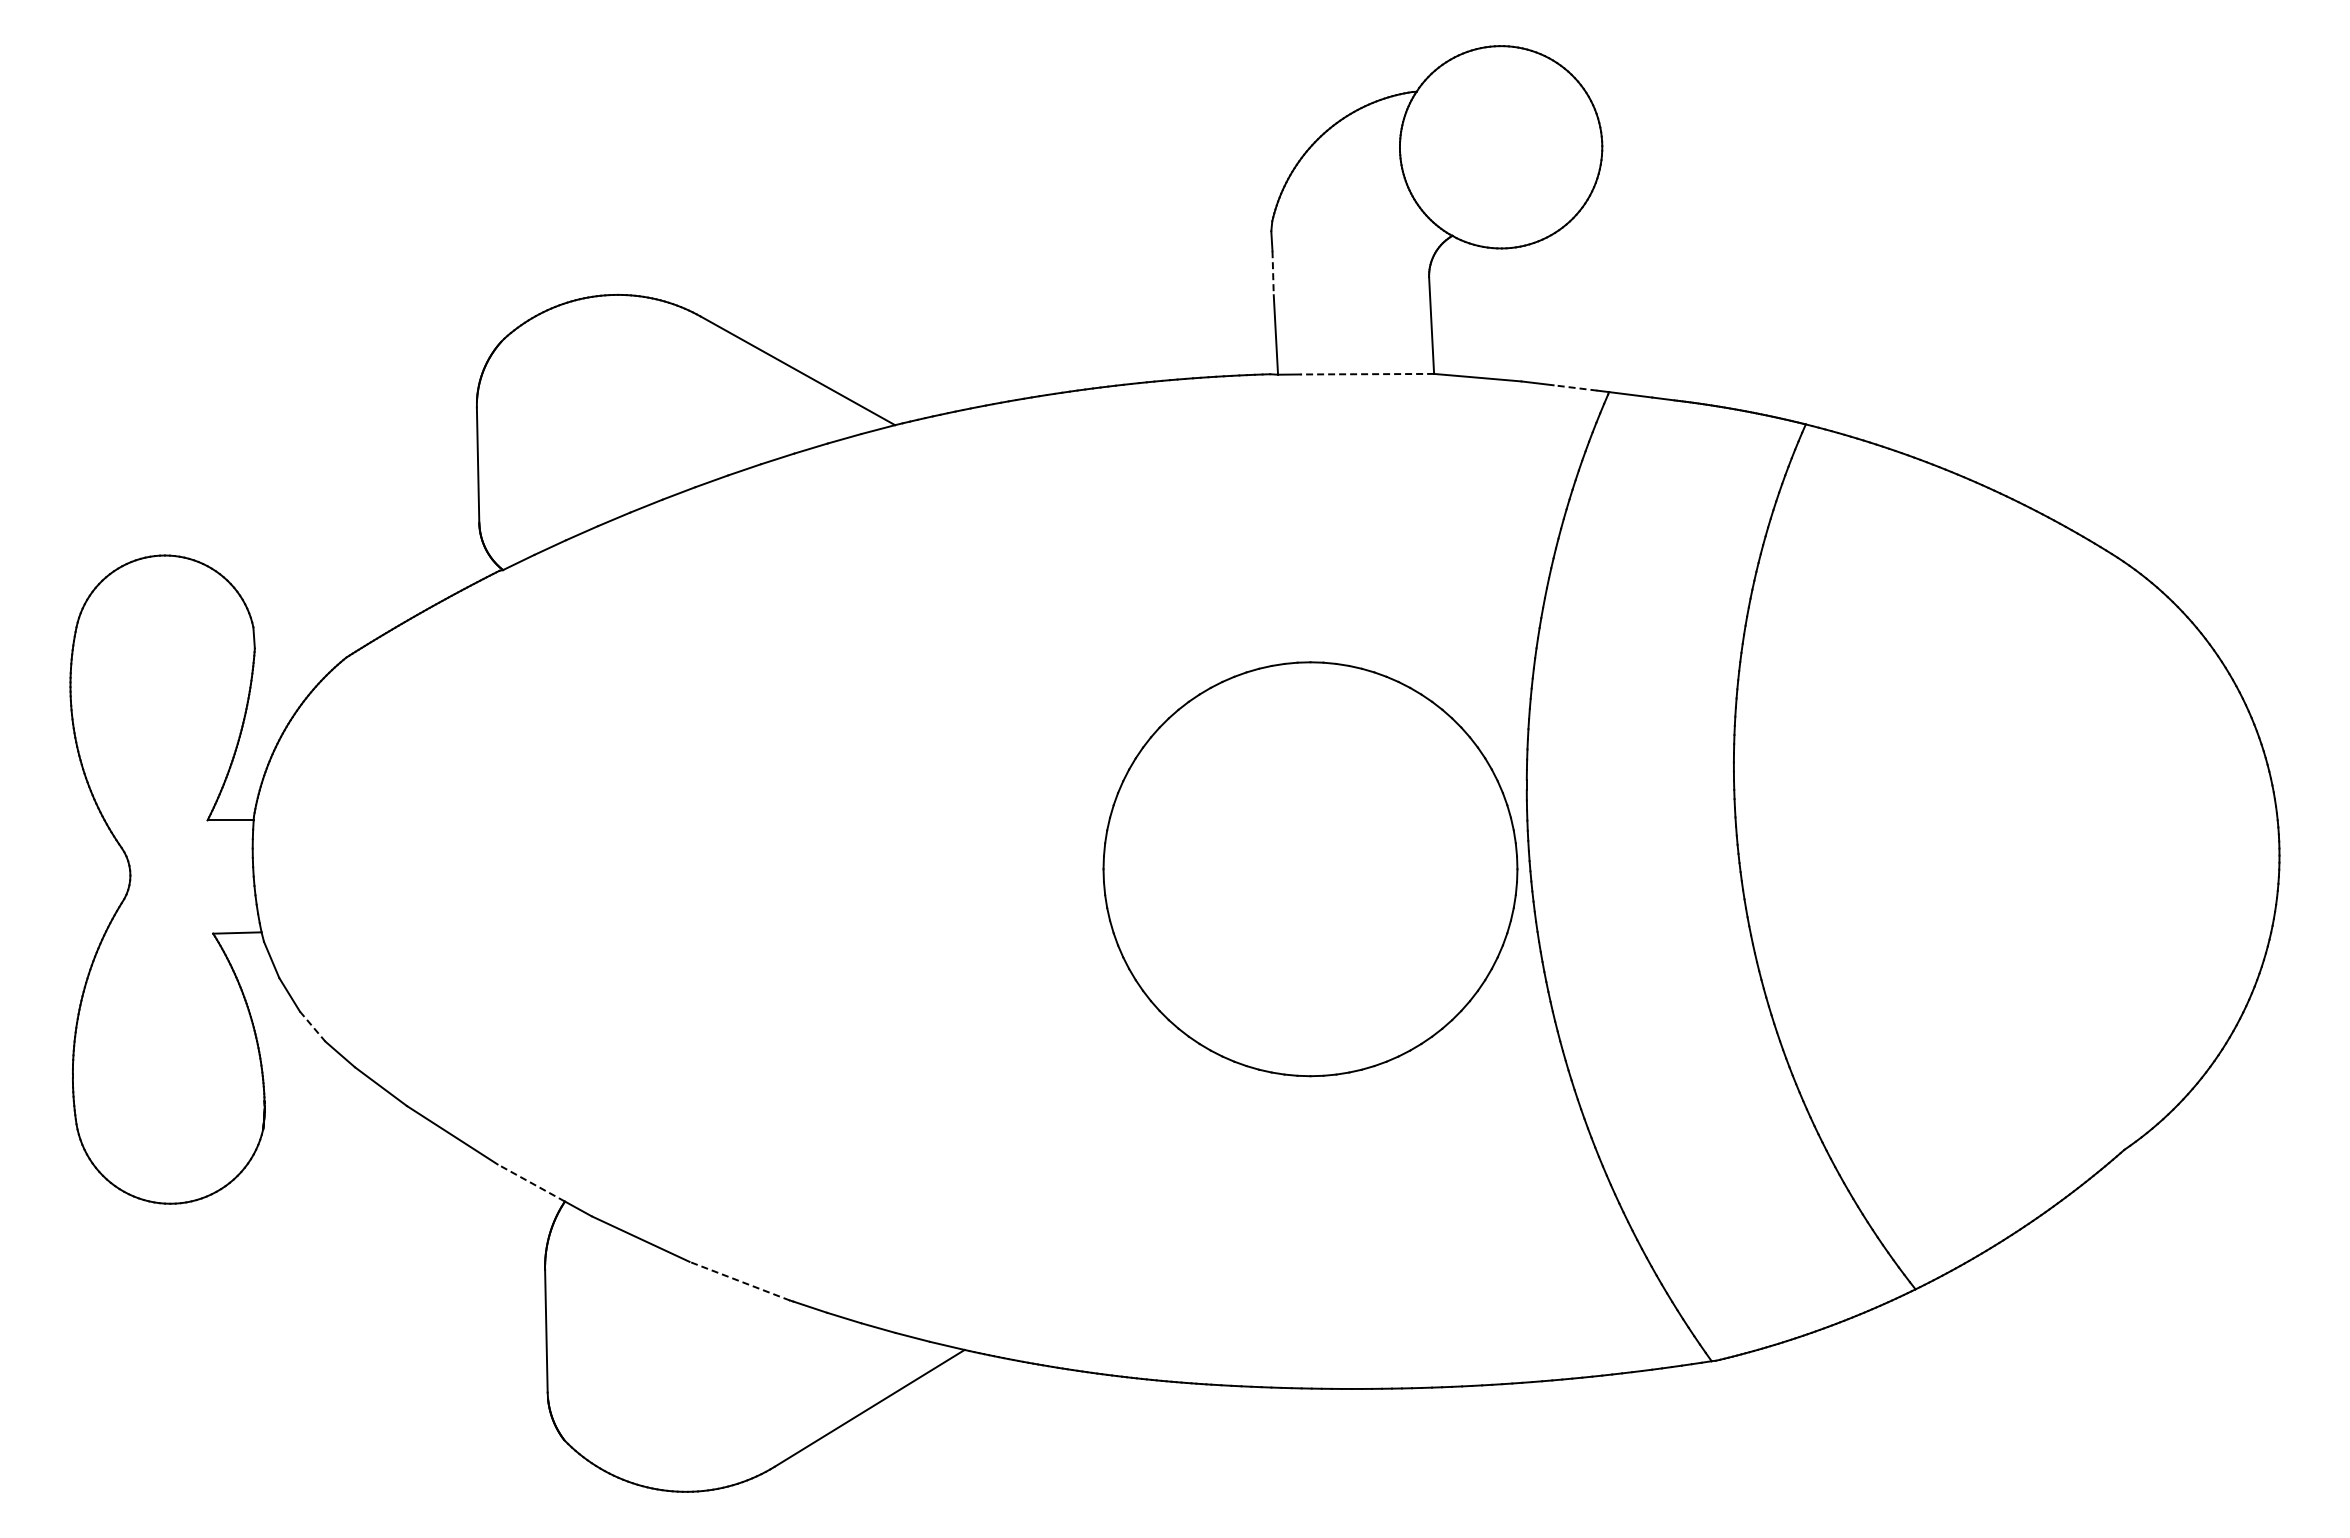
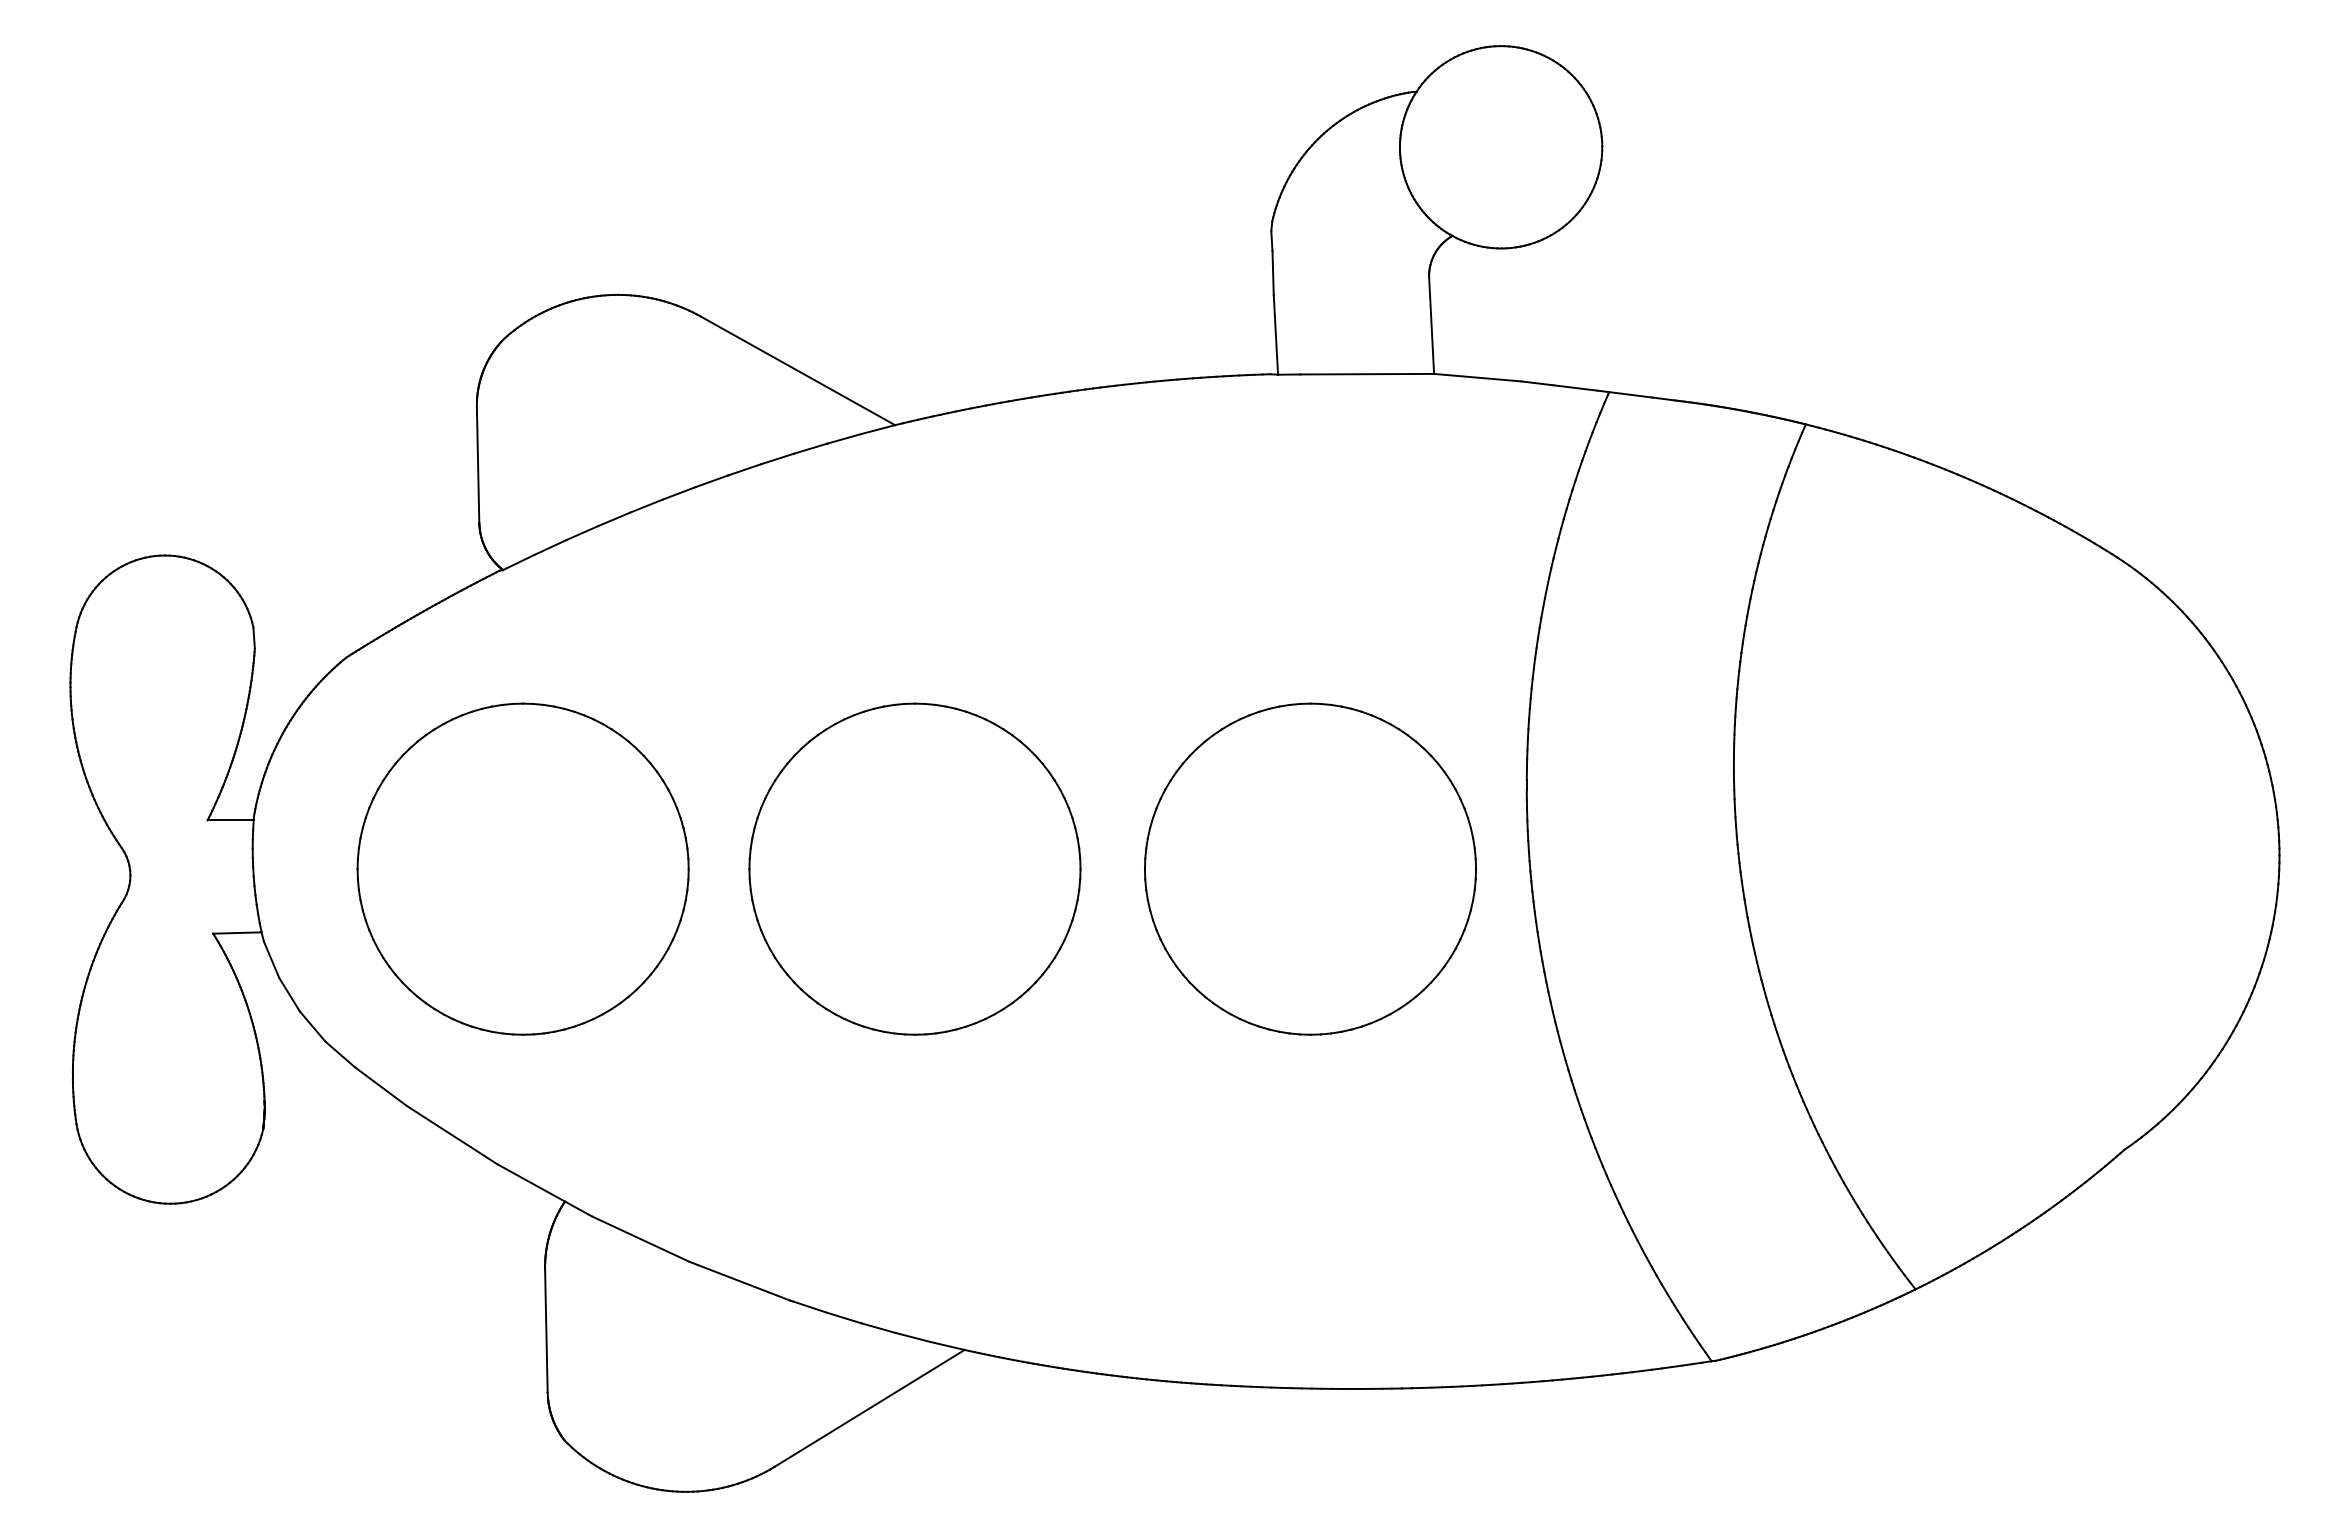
line: dashed -> solid (1273, 273)
line: dashed -> solid (1367, 374)
line: dashed -> solid (1575, 387)
part: none -> present (522, 868)
part: none -> present (914, 868)
part size: 417x417 px -> 333x334 px (1310, 868)
line: dashed -> solid (312, 1026)
line: dashed -> solid (530, 1182)
line: dashed -> solid (739, 1281)
